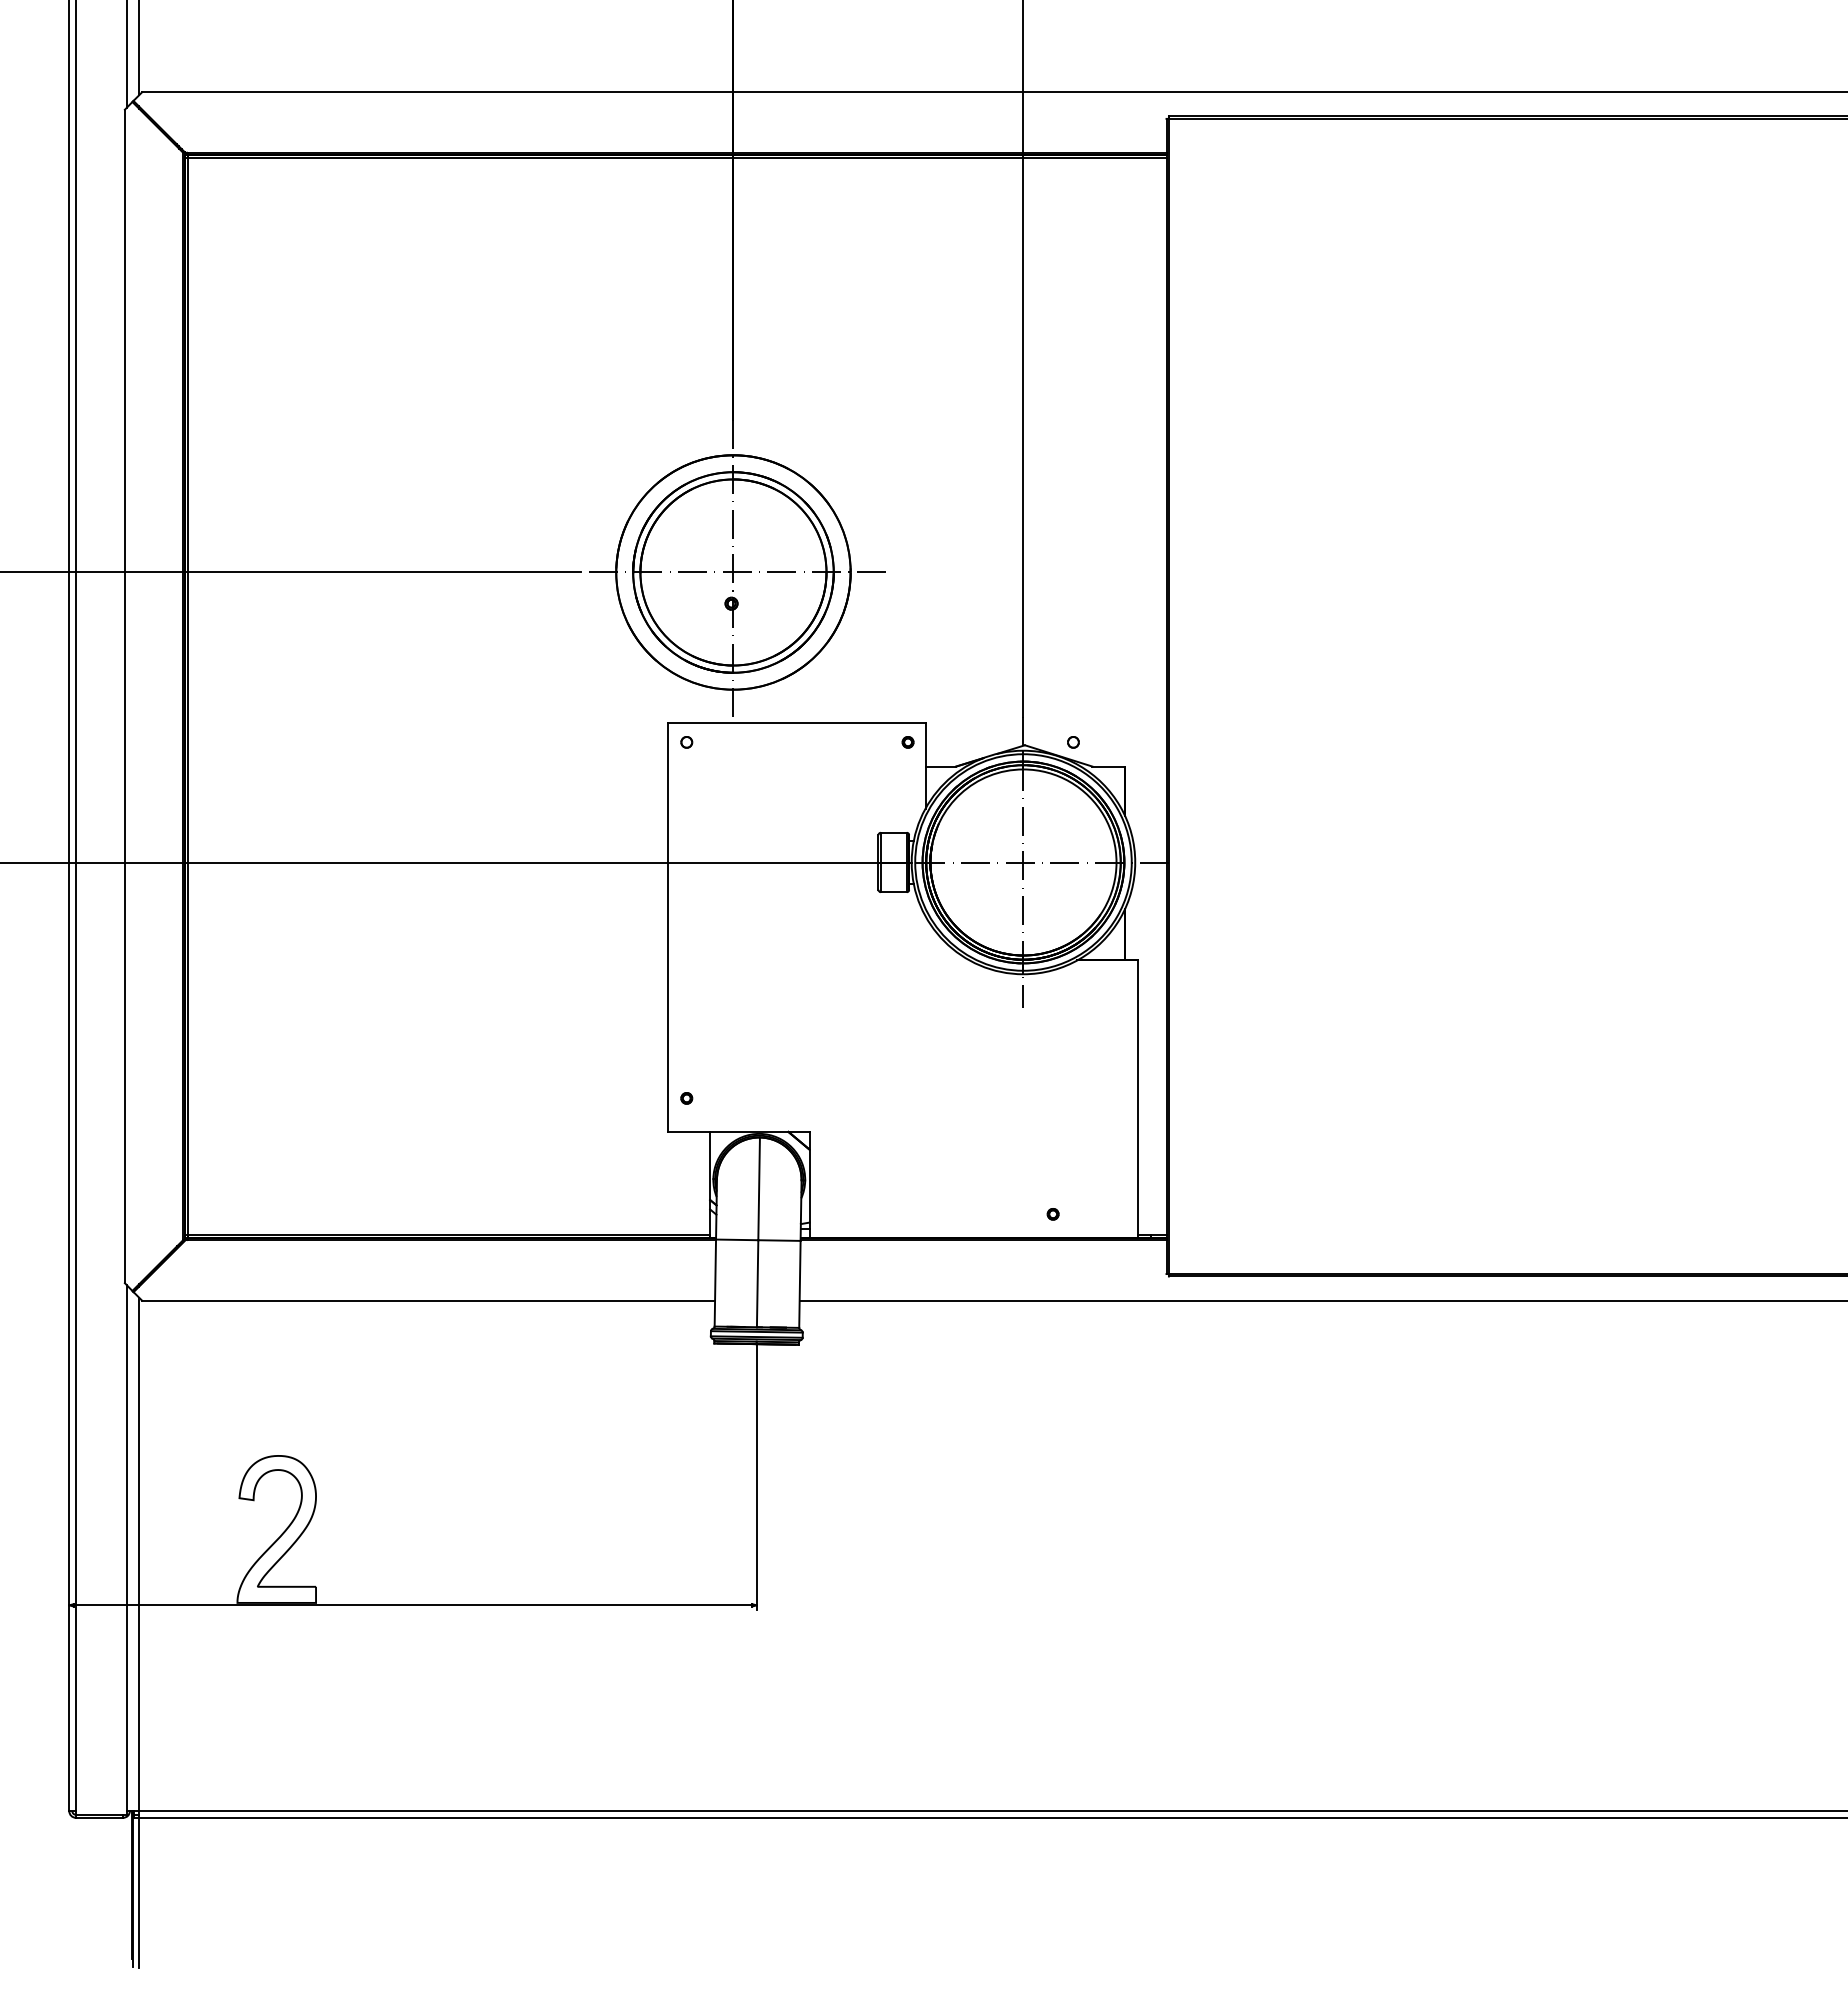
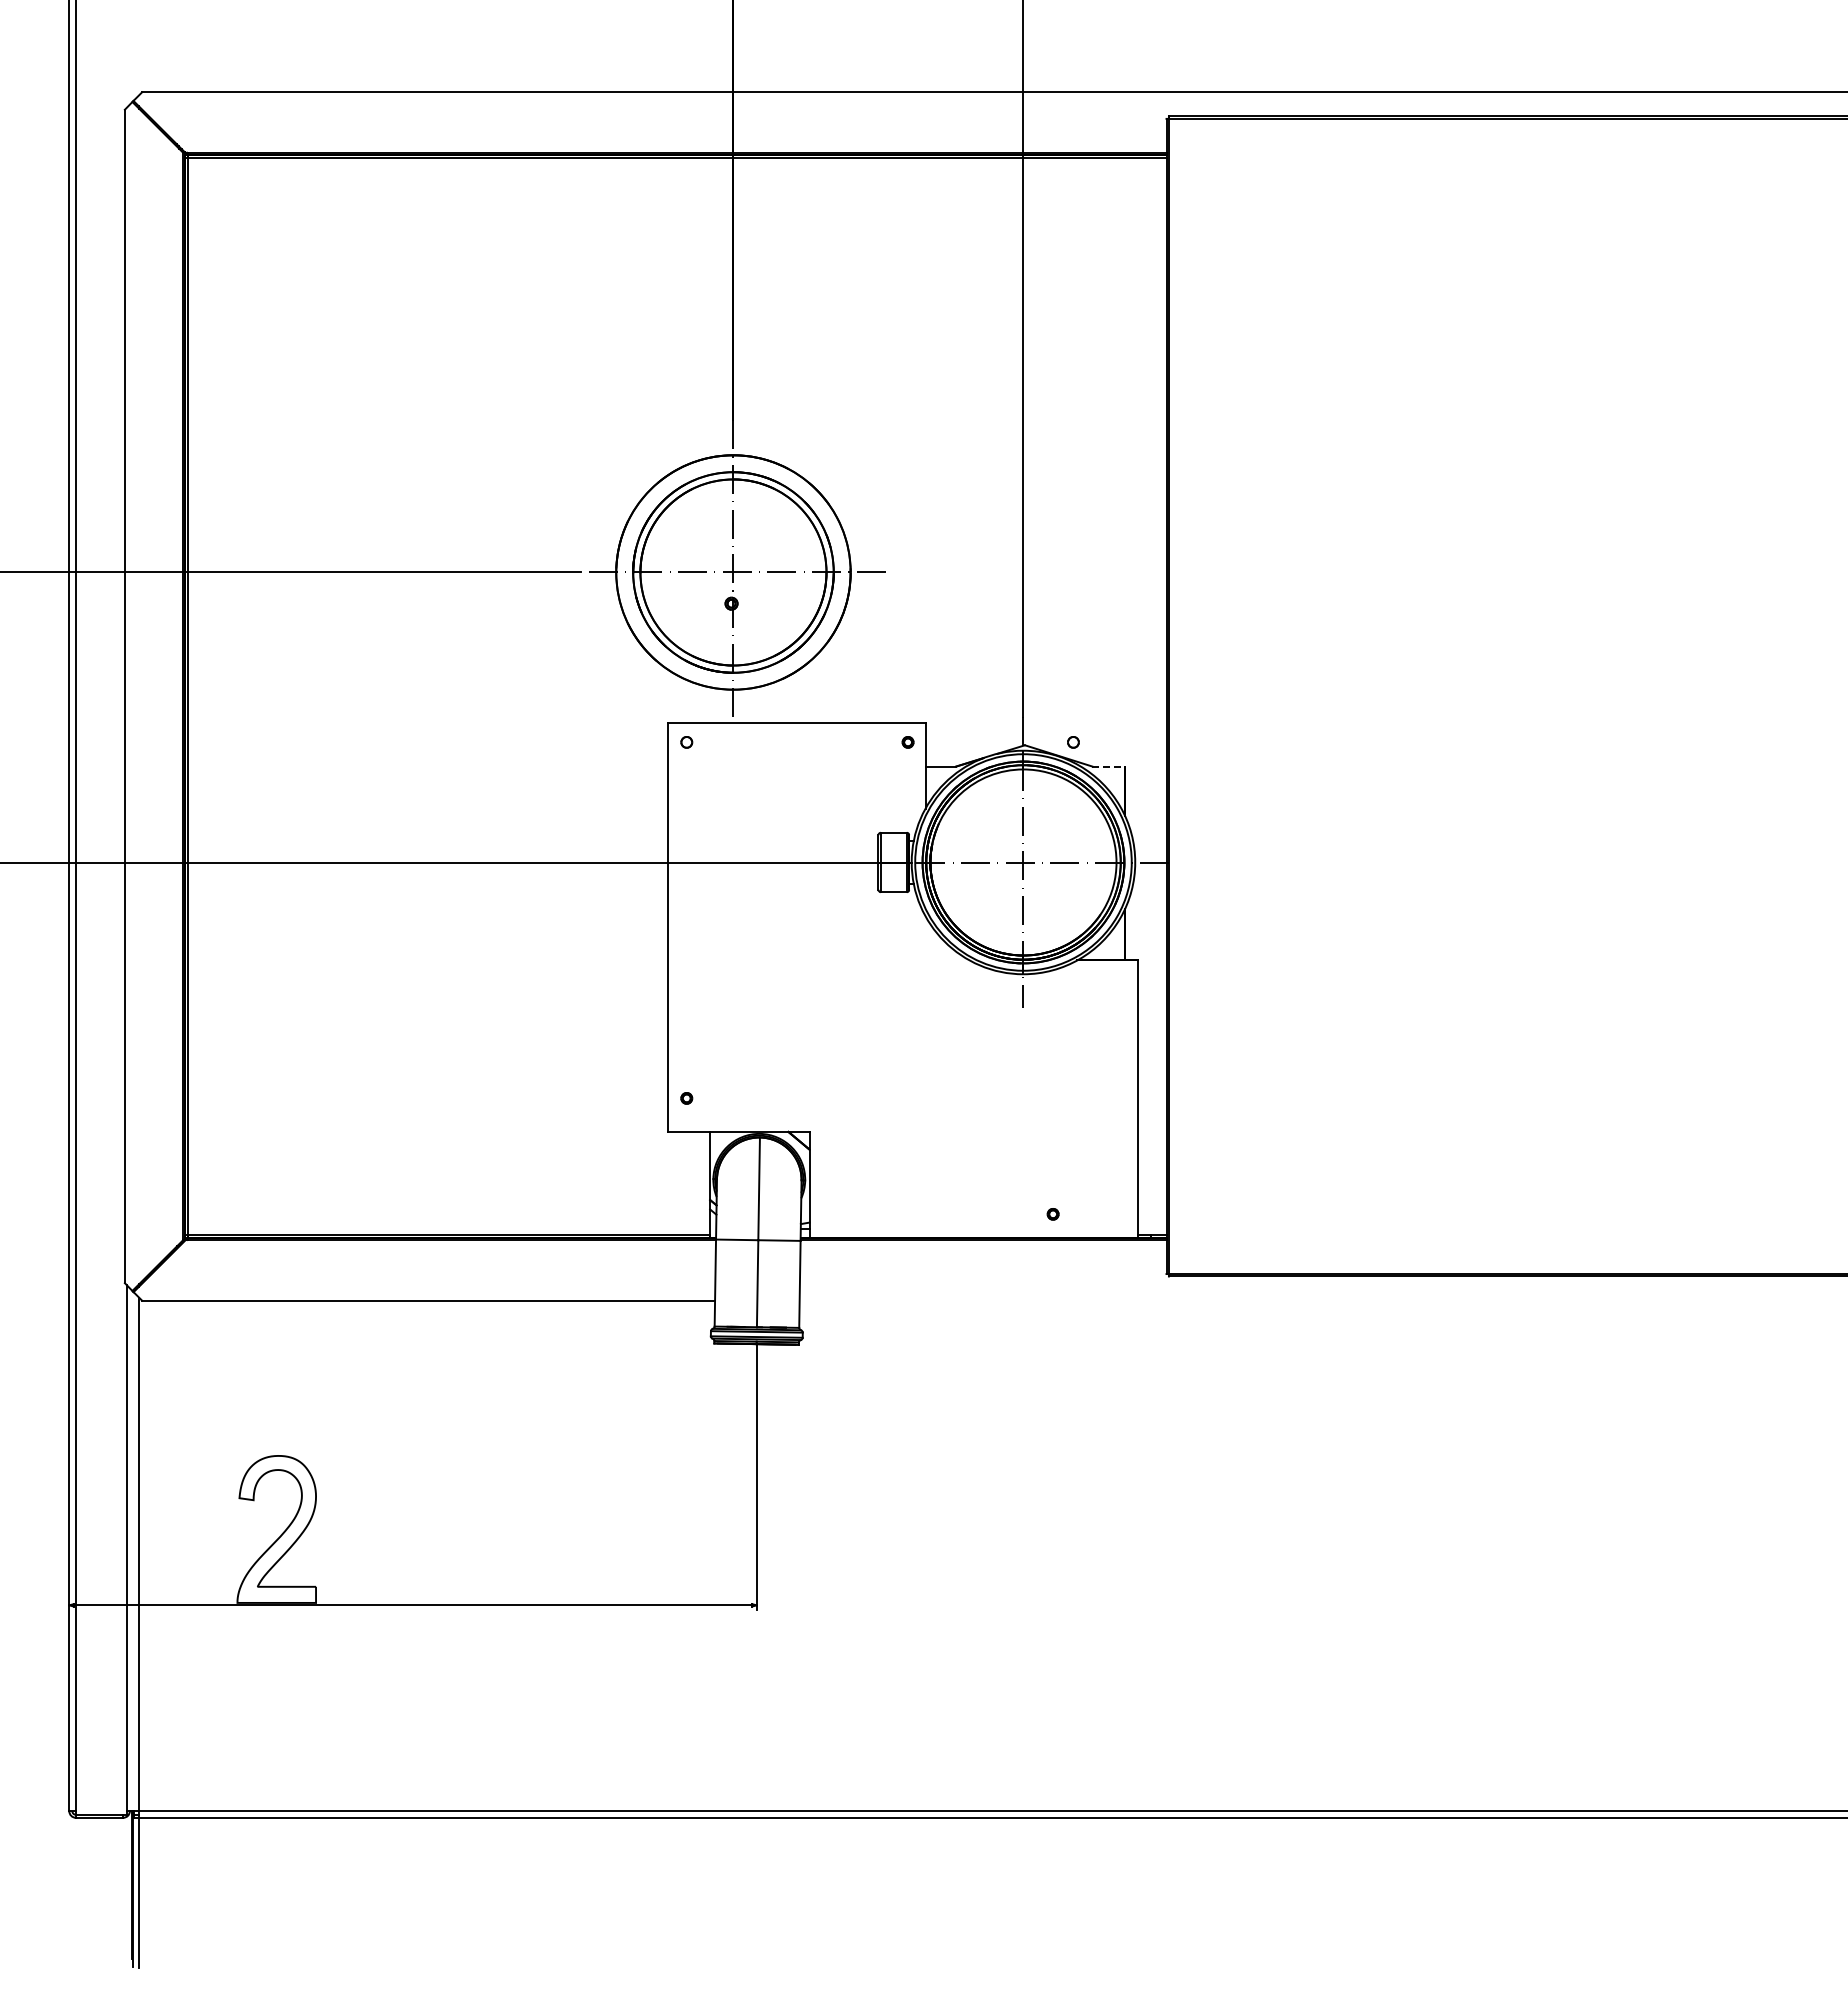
line: present -> none (139, 48)
line: present -> none (126, 54)
line: solid -> dashed (1109, 766)
line: present -> none (1321, 1300)
